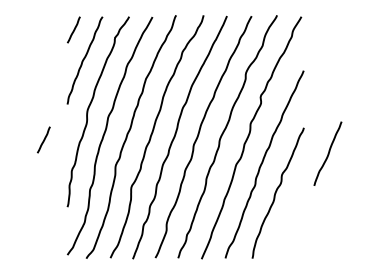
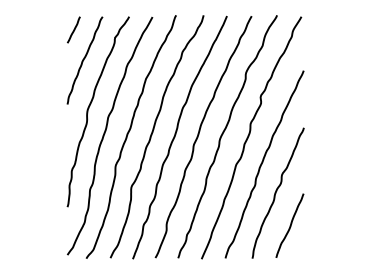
line: present -> none (43, 139)
curve position: (327, 153) -> (289, 225) (289, 225)
